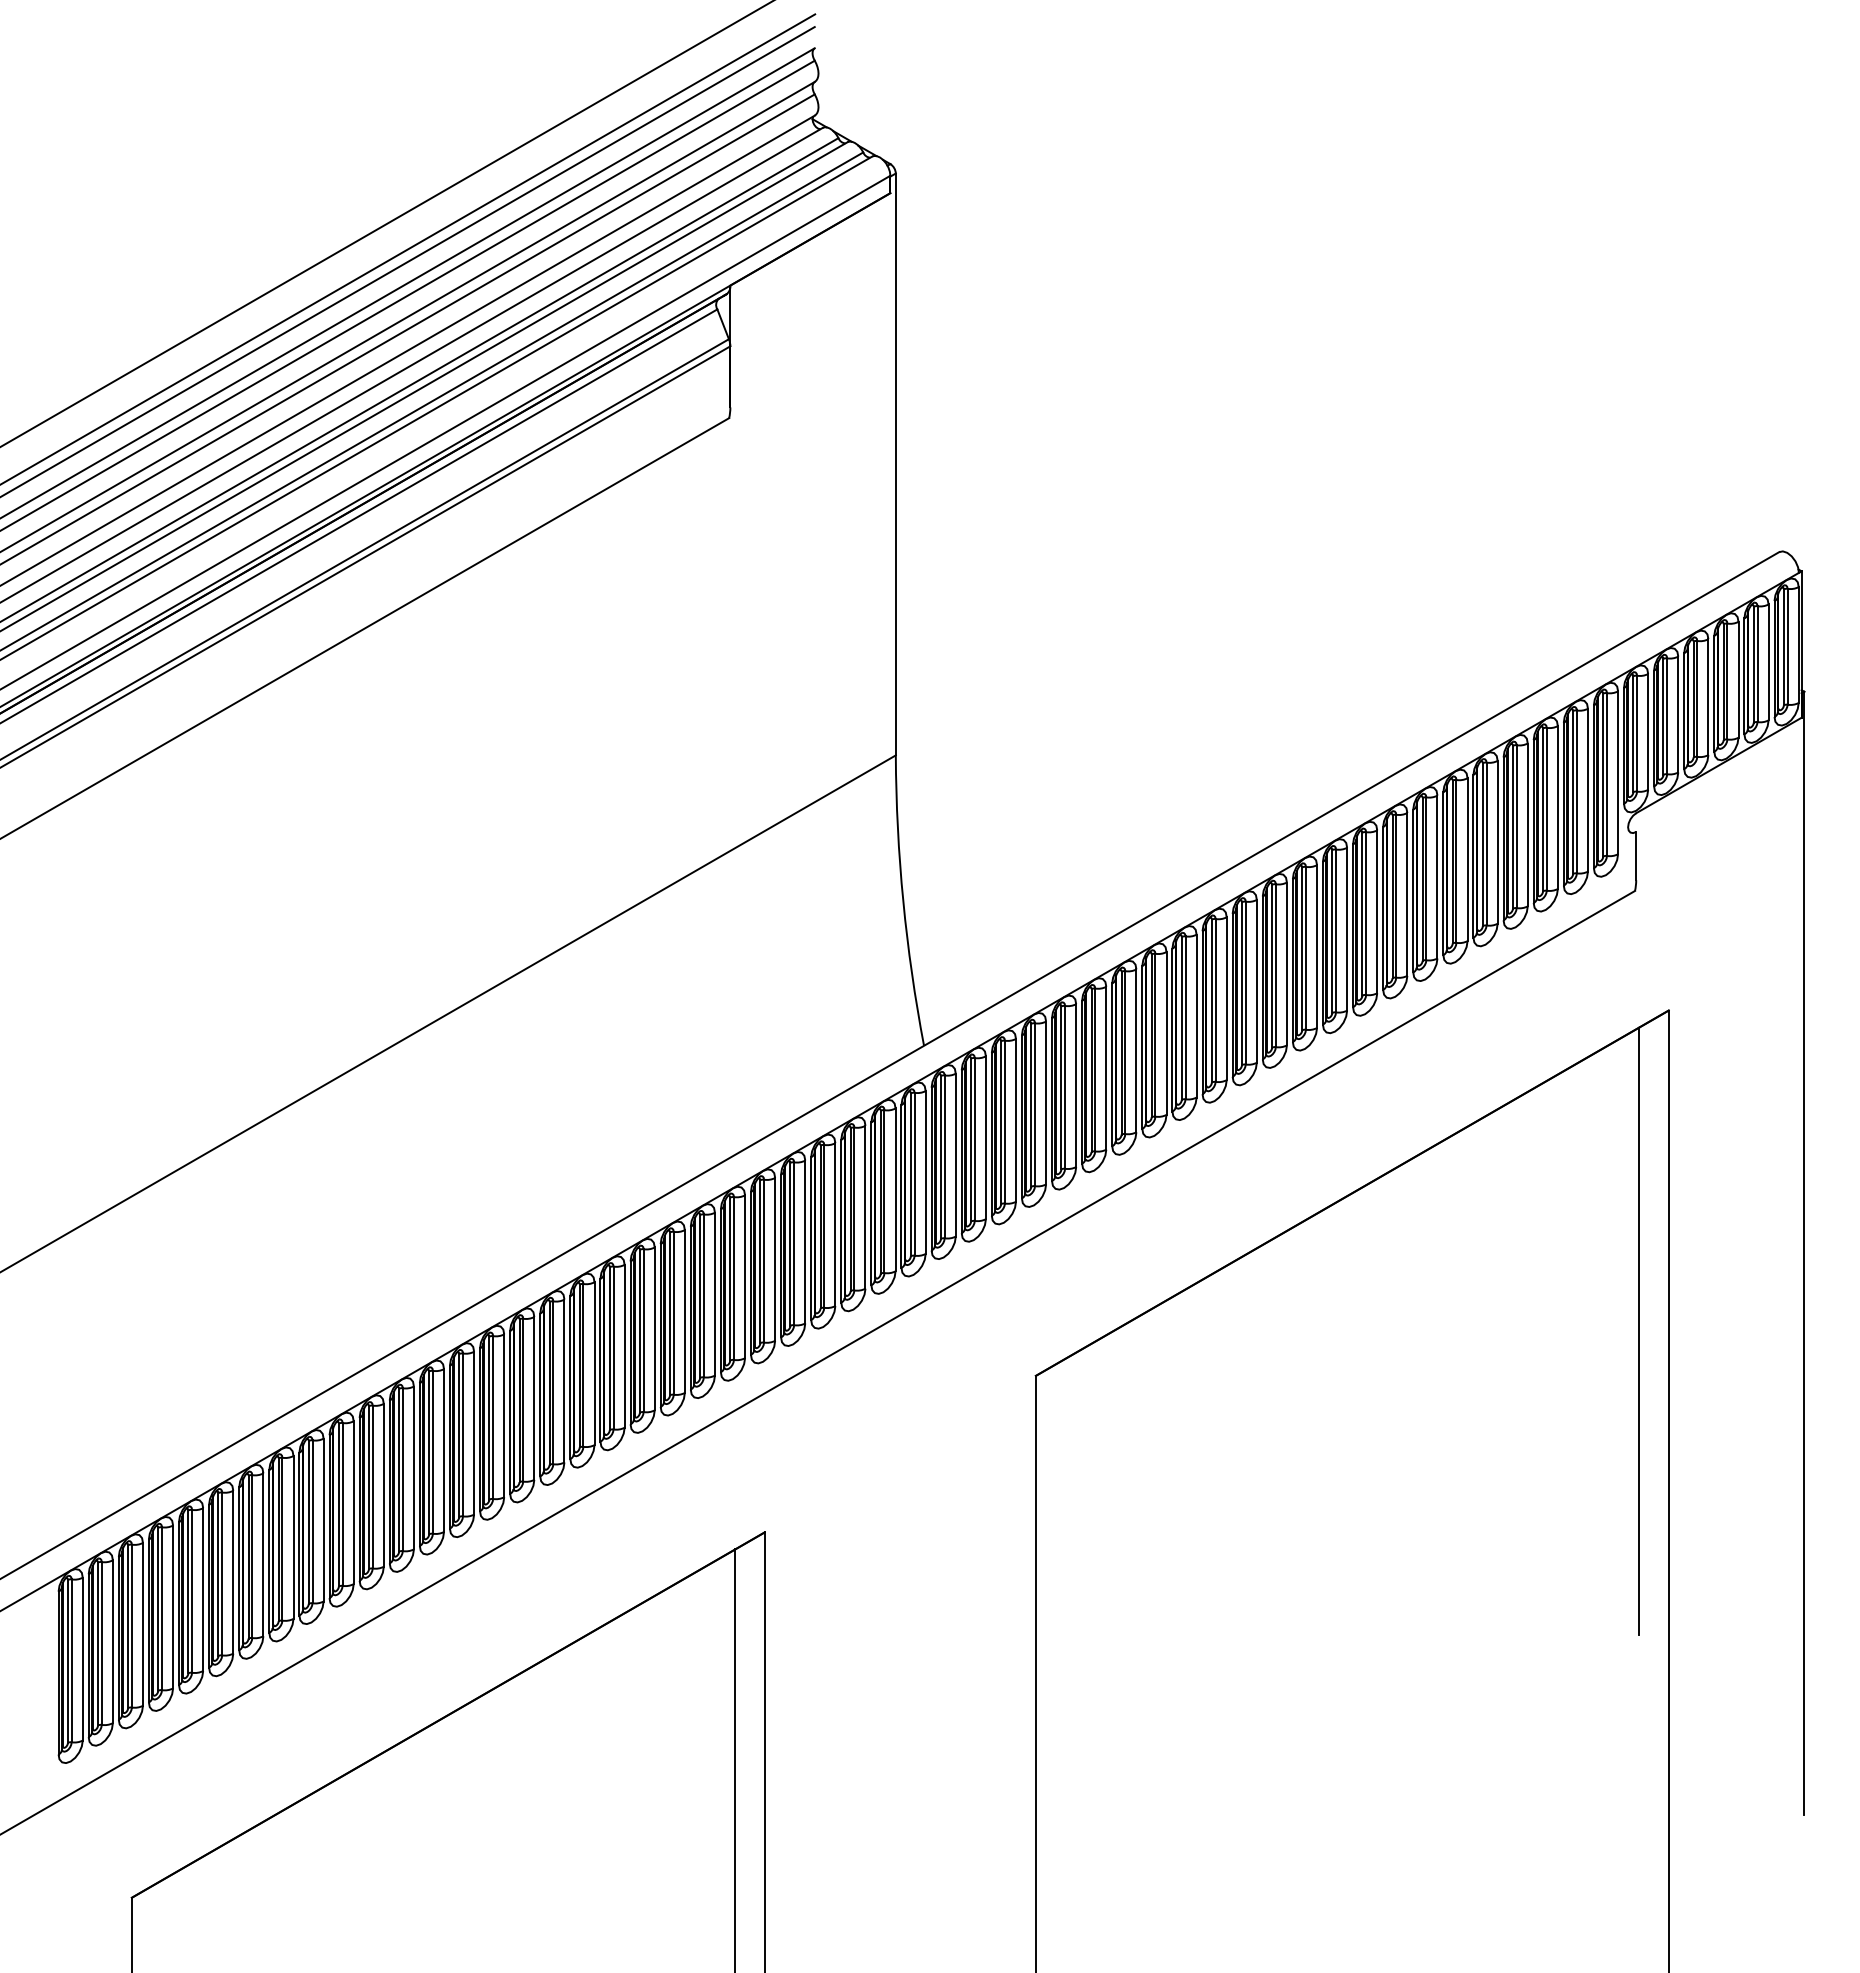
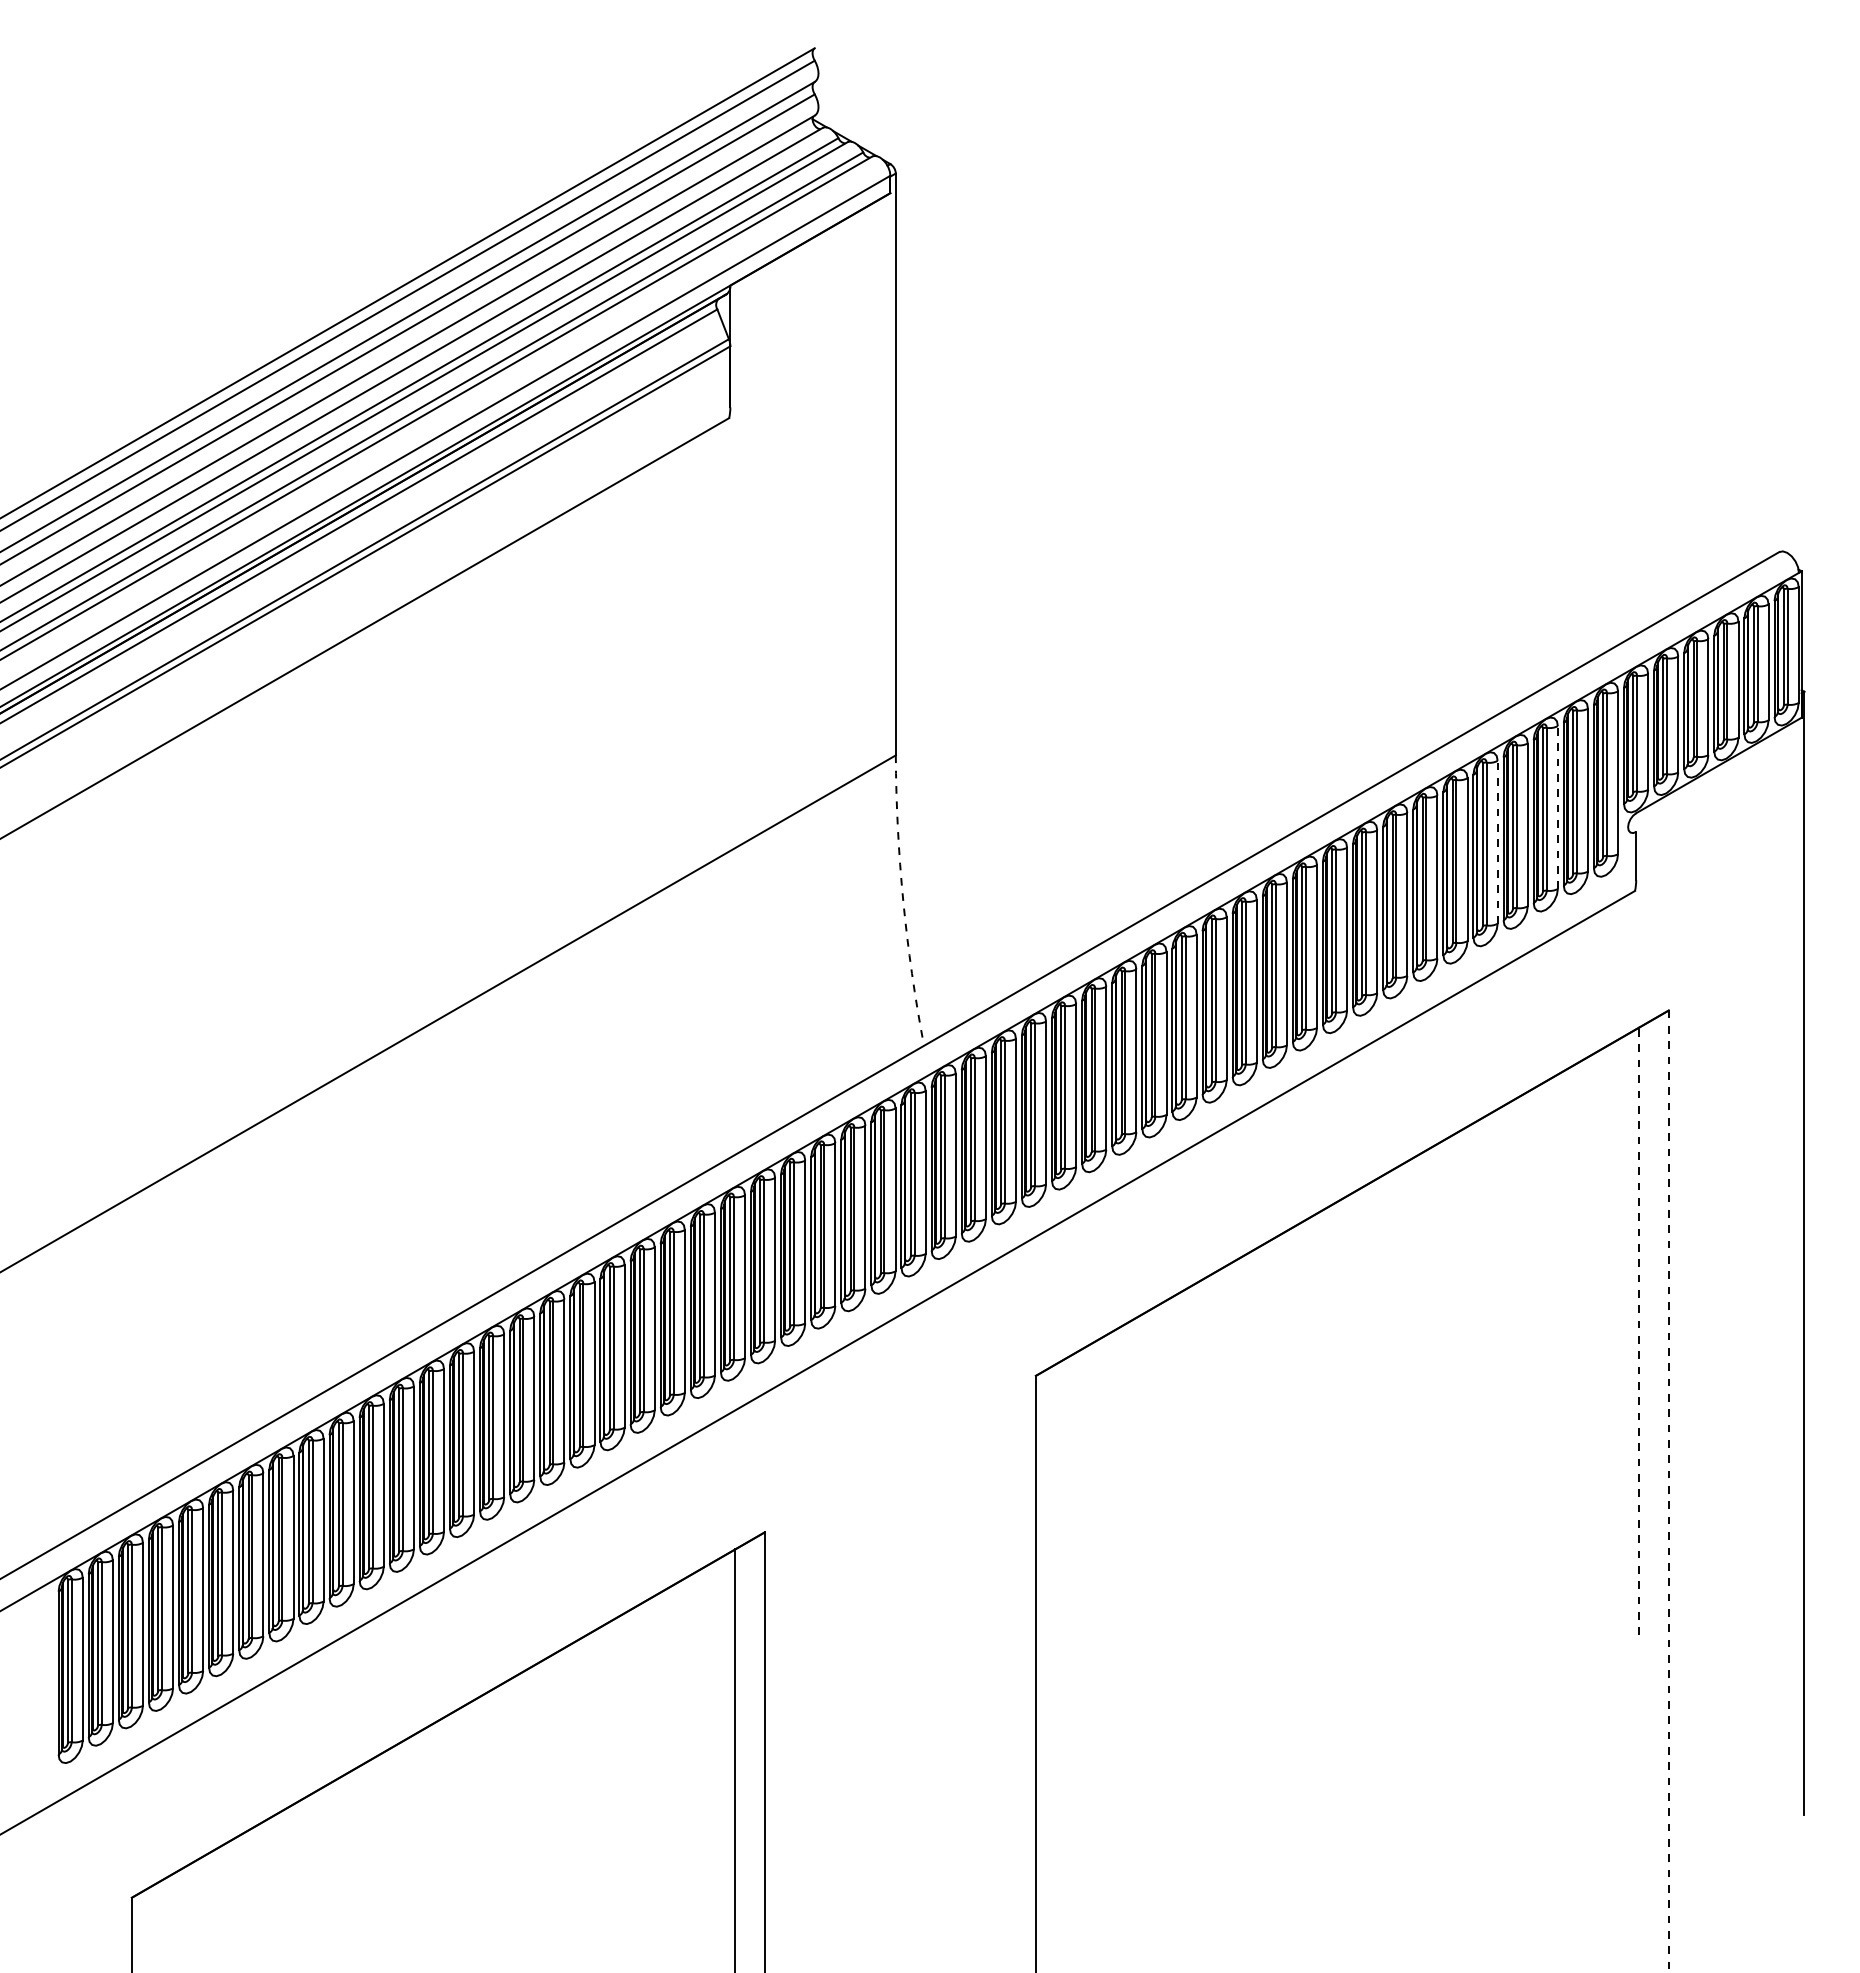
line: present -> none (386, 224)
line: present -> none (408, 248)
line: present -> none (408, 261)
line: solid -> dashed (1557, 807)
line: solid -> dashed (1497, 841)
arc: solid -> dashed (903, 901)
line: solid -> dashed (1639, 1331)
line: solid -> dashed (1668, 1491)
